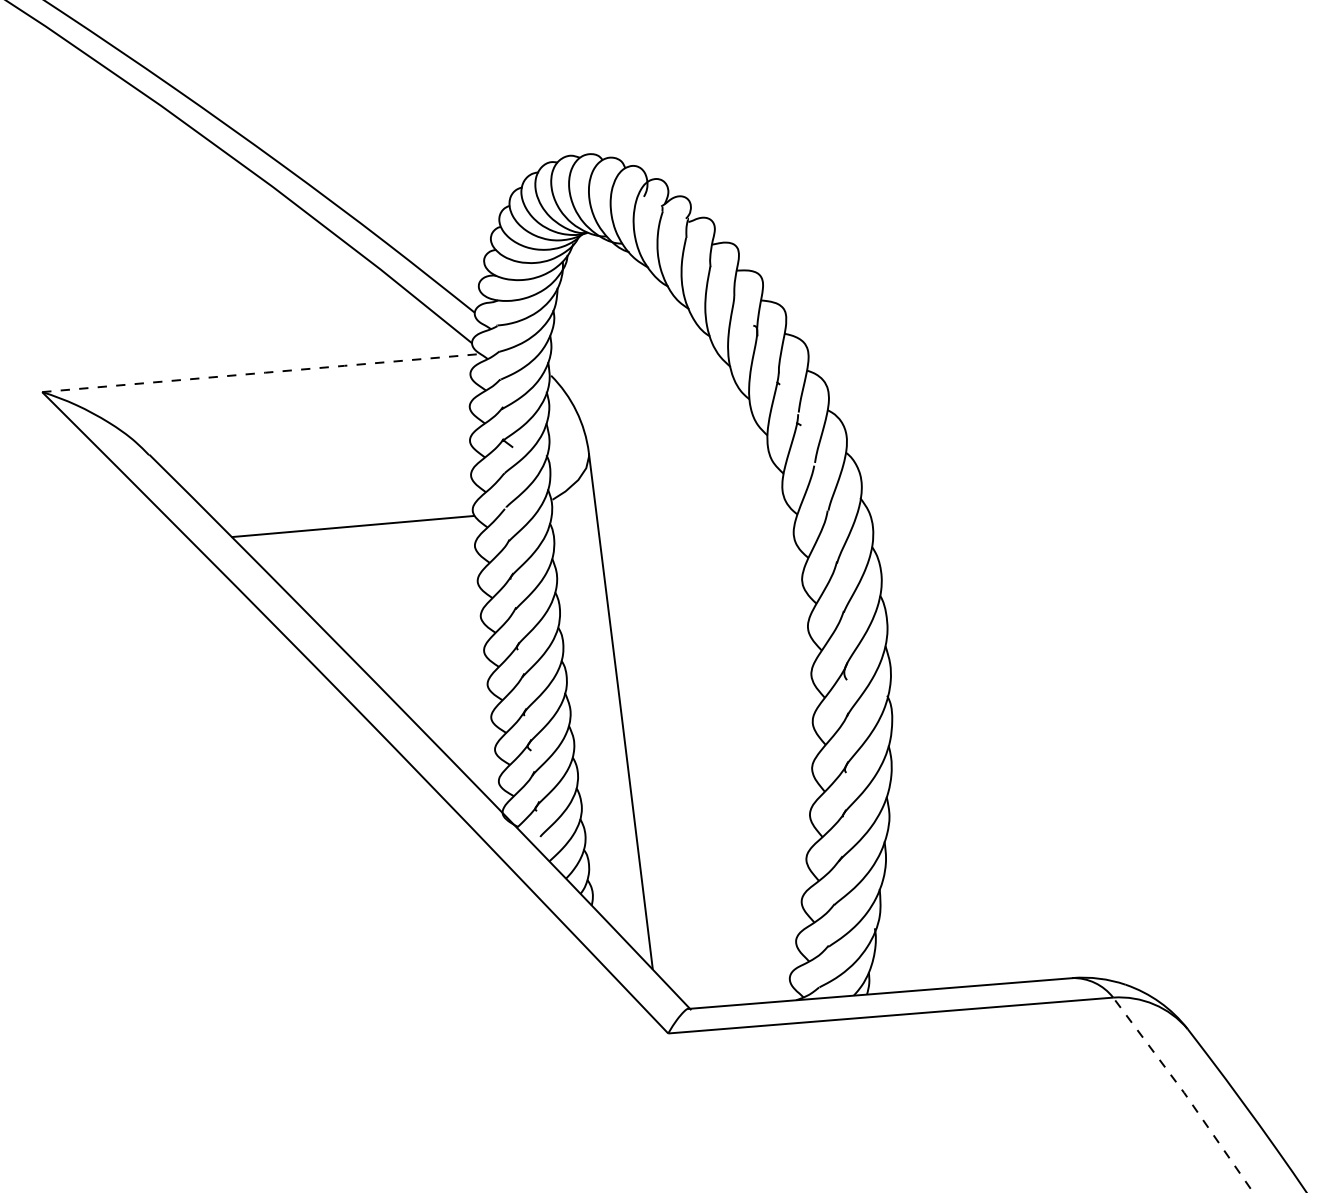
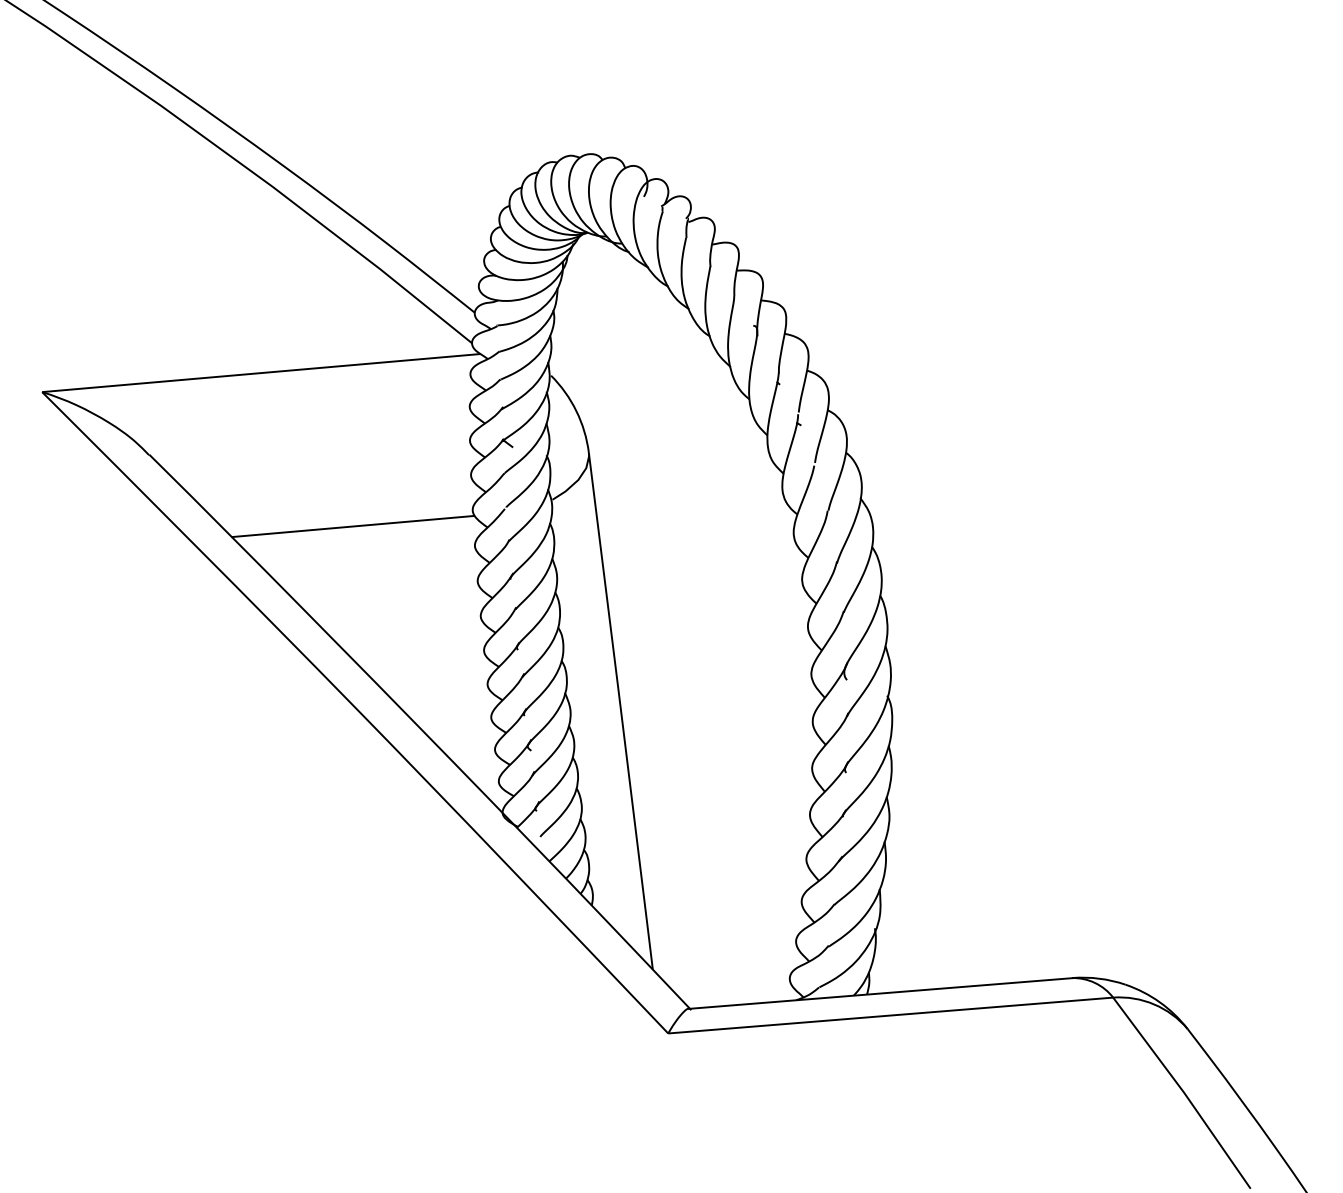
line: dashed -> solid (263, 372)
line: dashed -> solid (1183, 1091)
